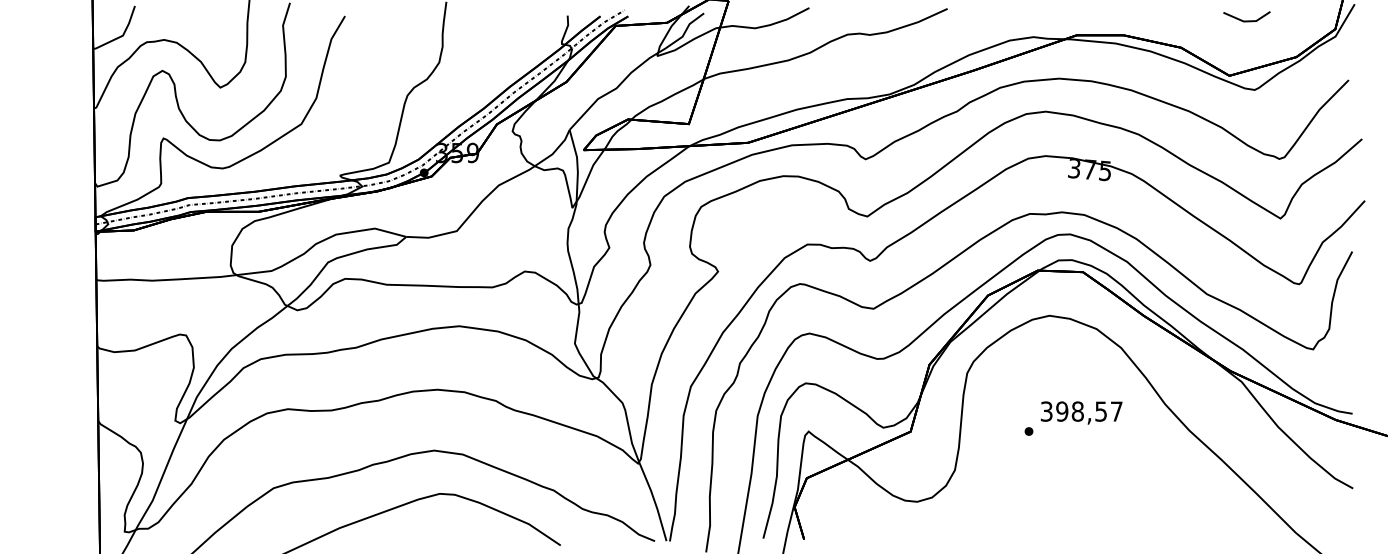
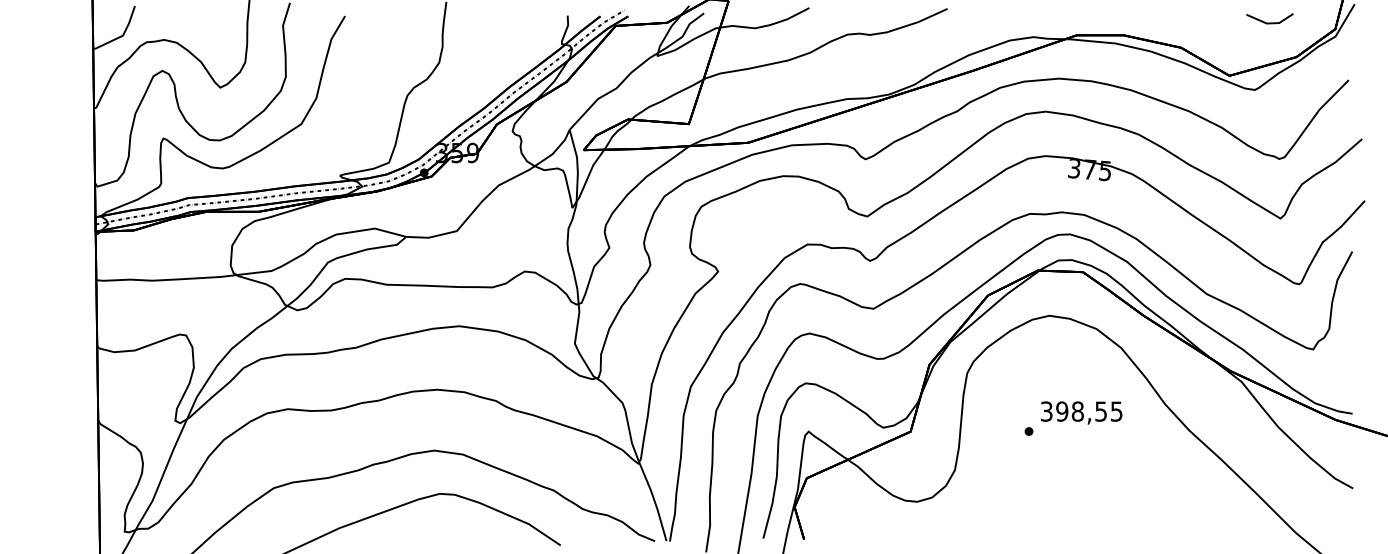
line position: (1246, 20) -> (1269, 22) (1269, 22)
text: 398,57 -> 398,55 (1116, 411)
